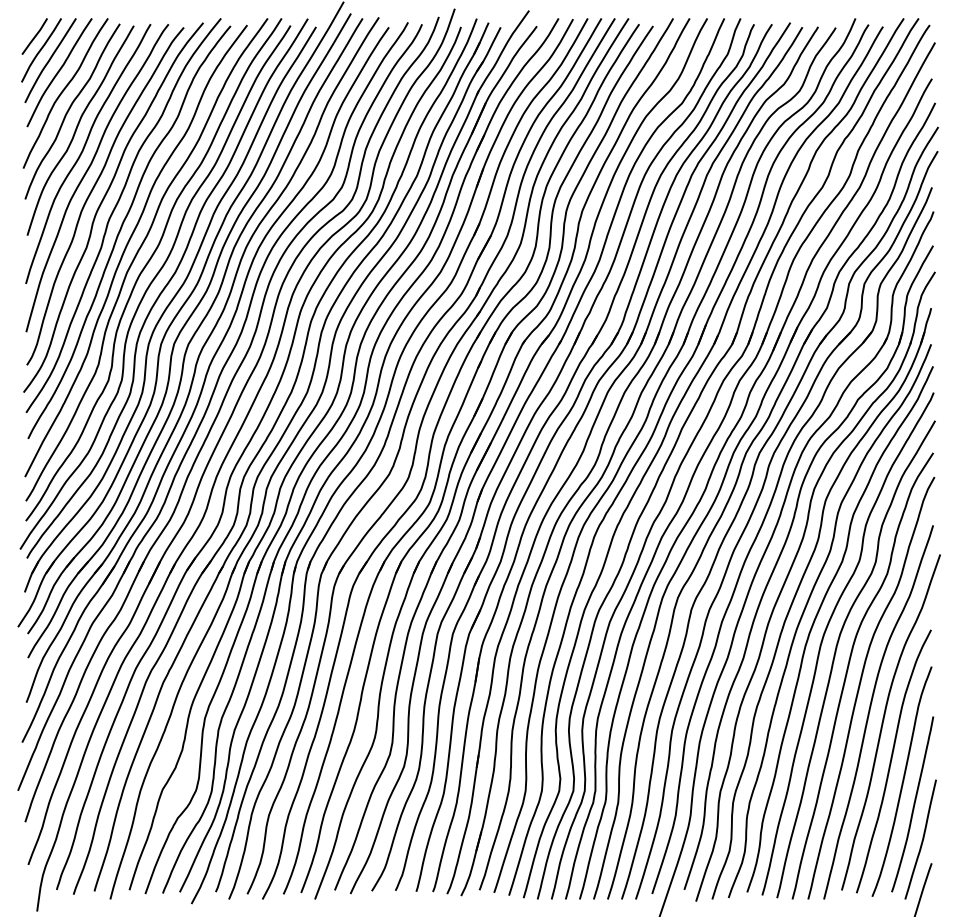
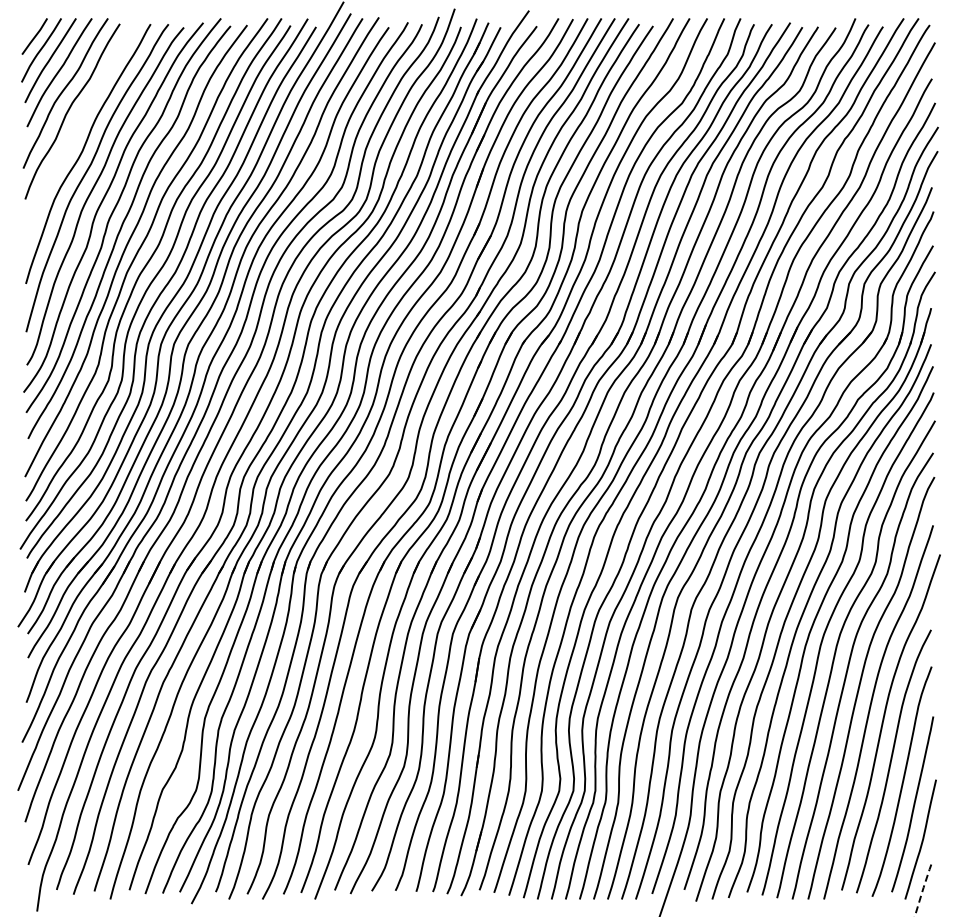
curve: present -> none (77, 129)
line: solid -> dashed (923, 887)
